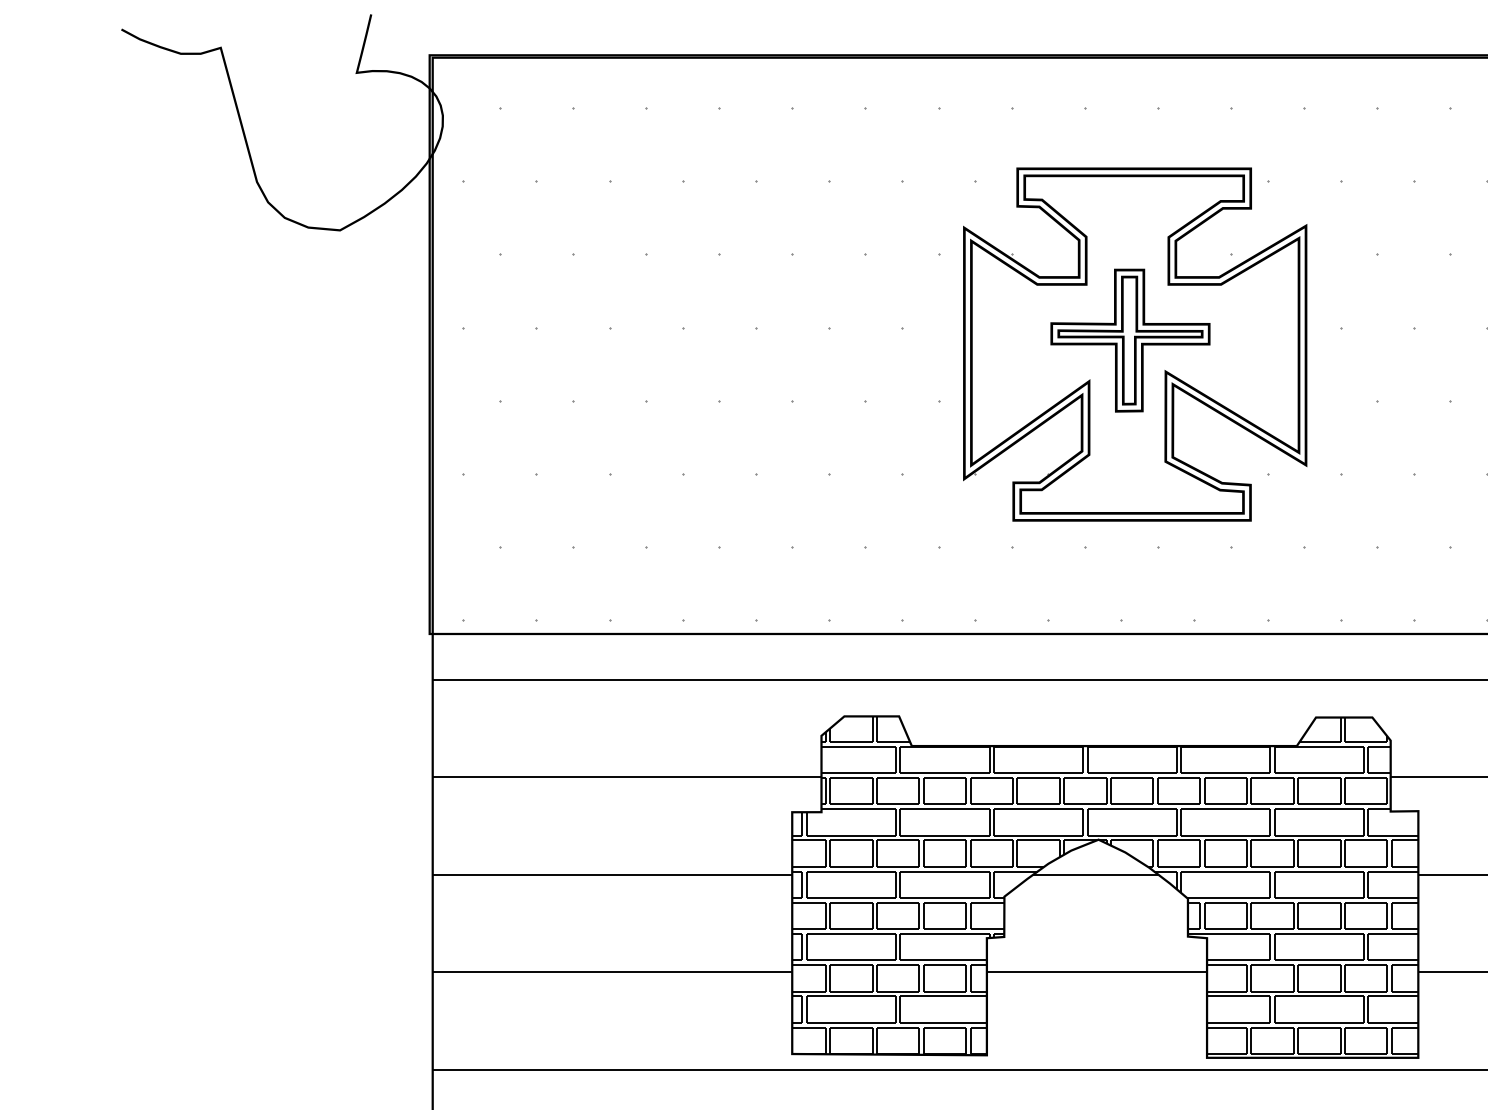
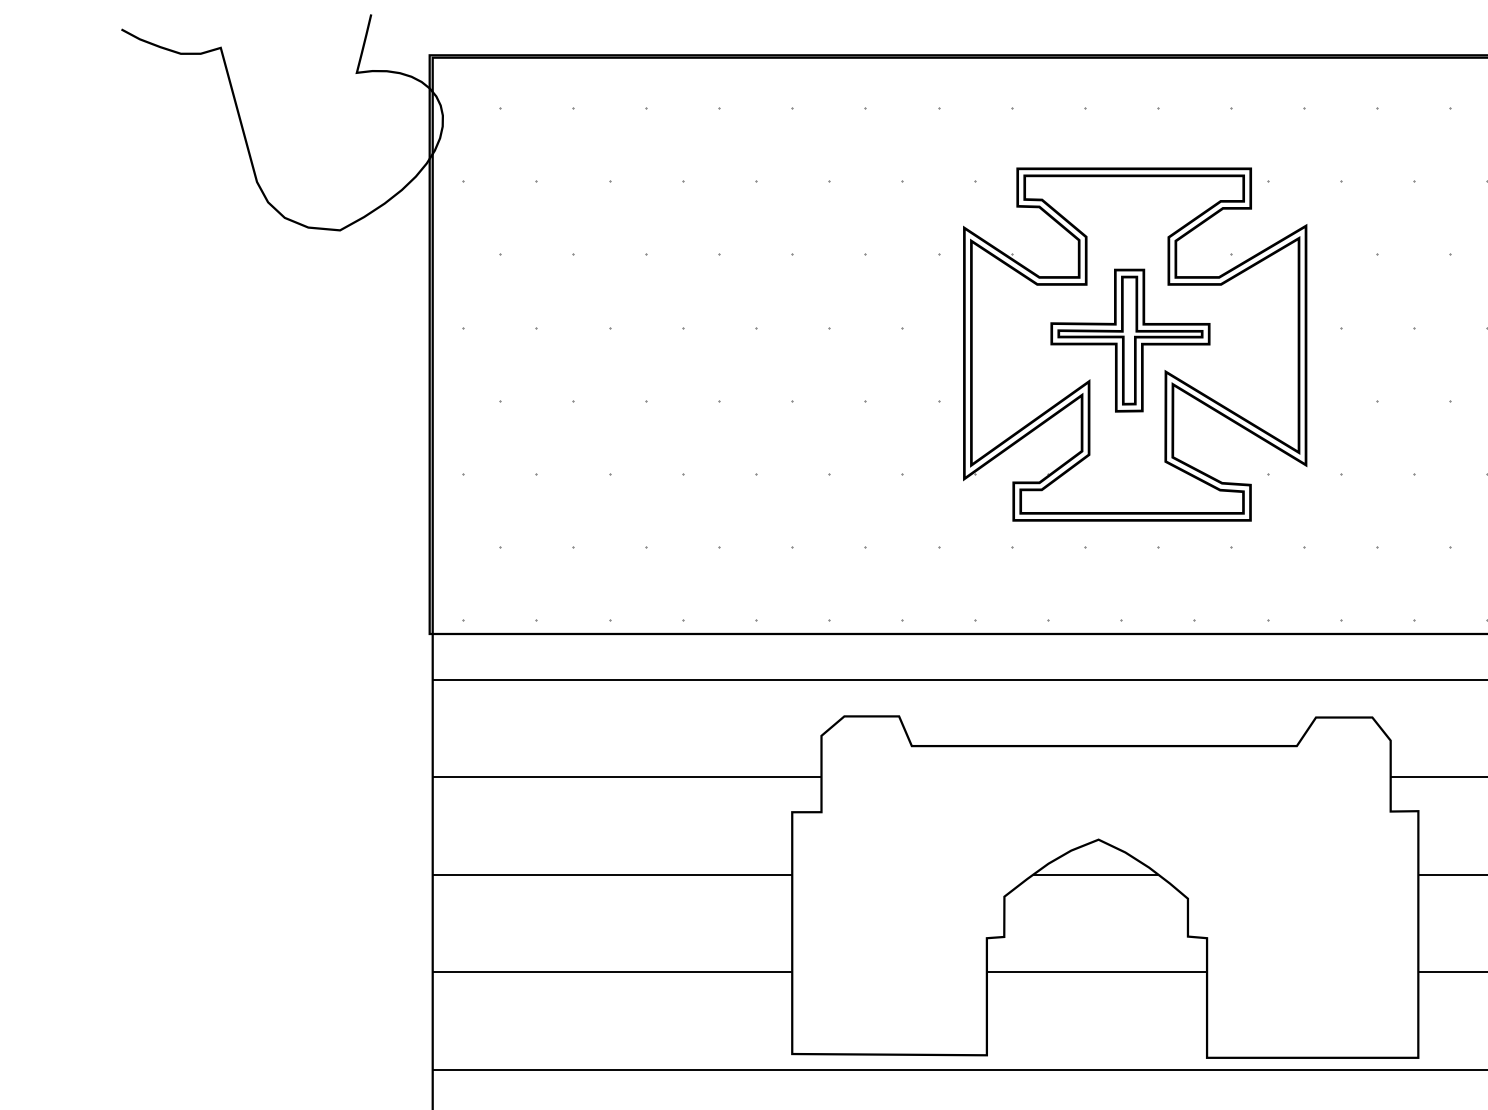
hatch: present -> none (1105, 884)
